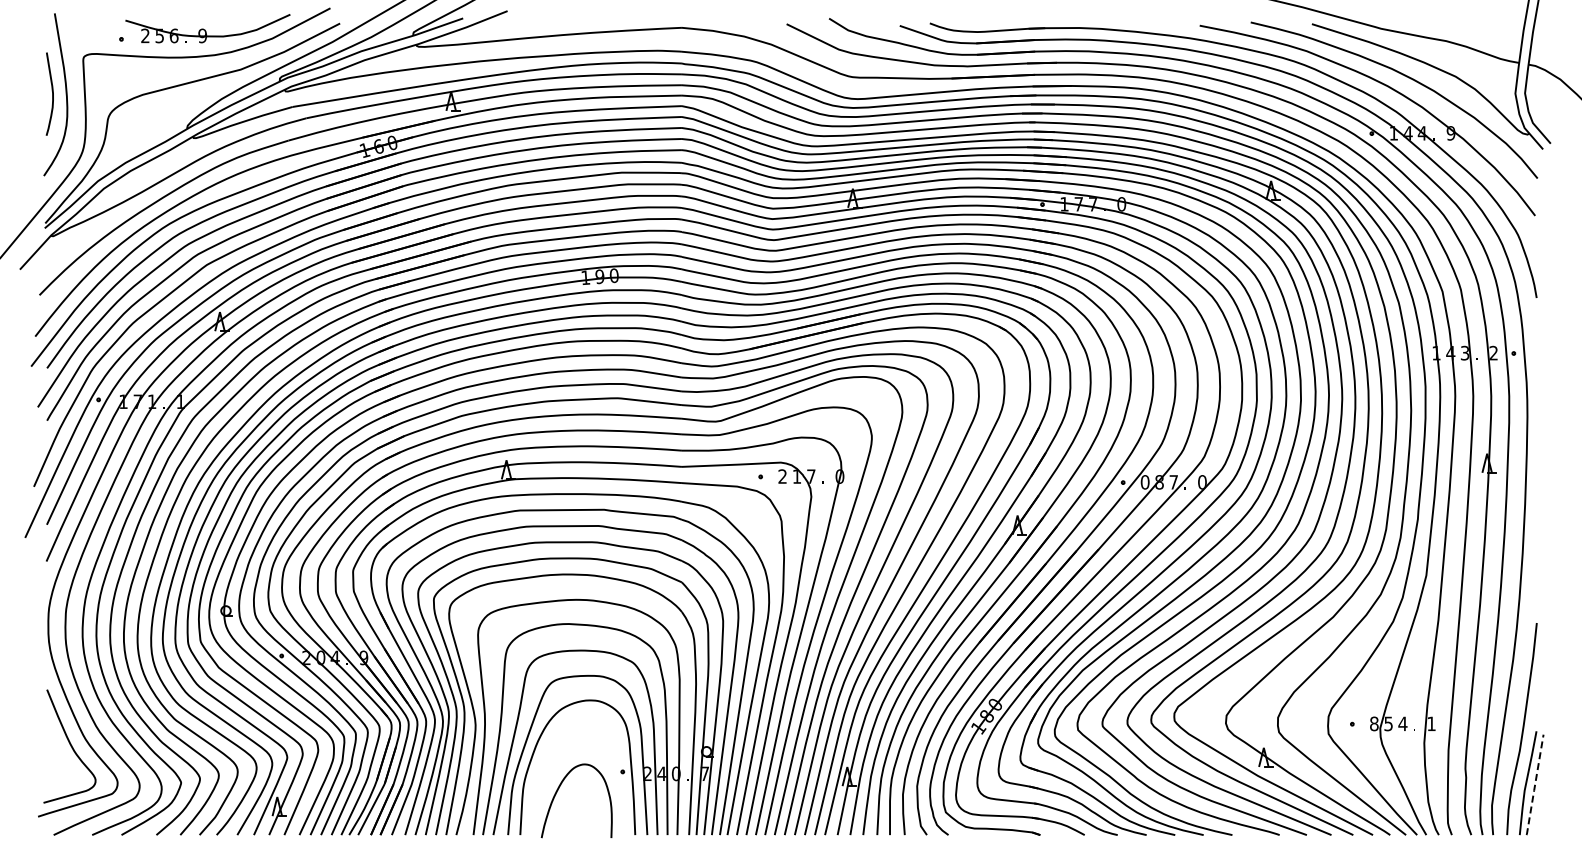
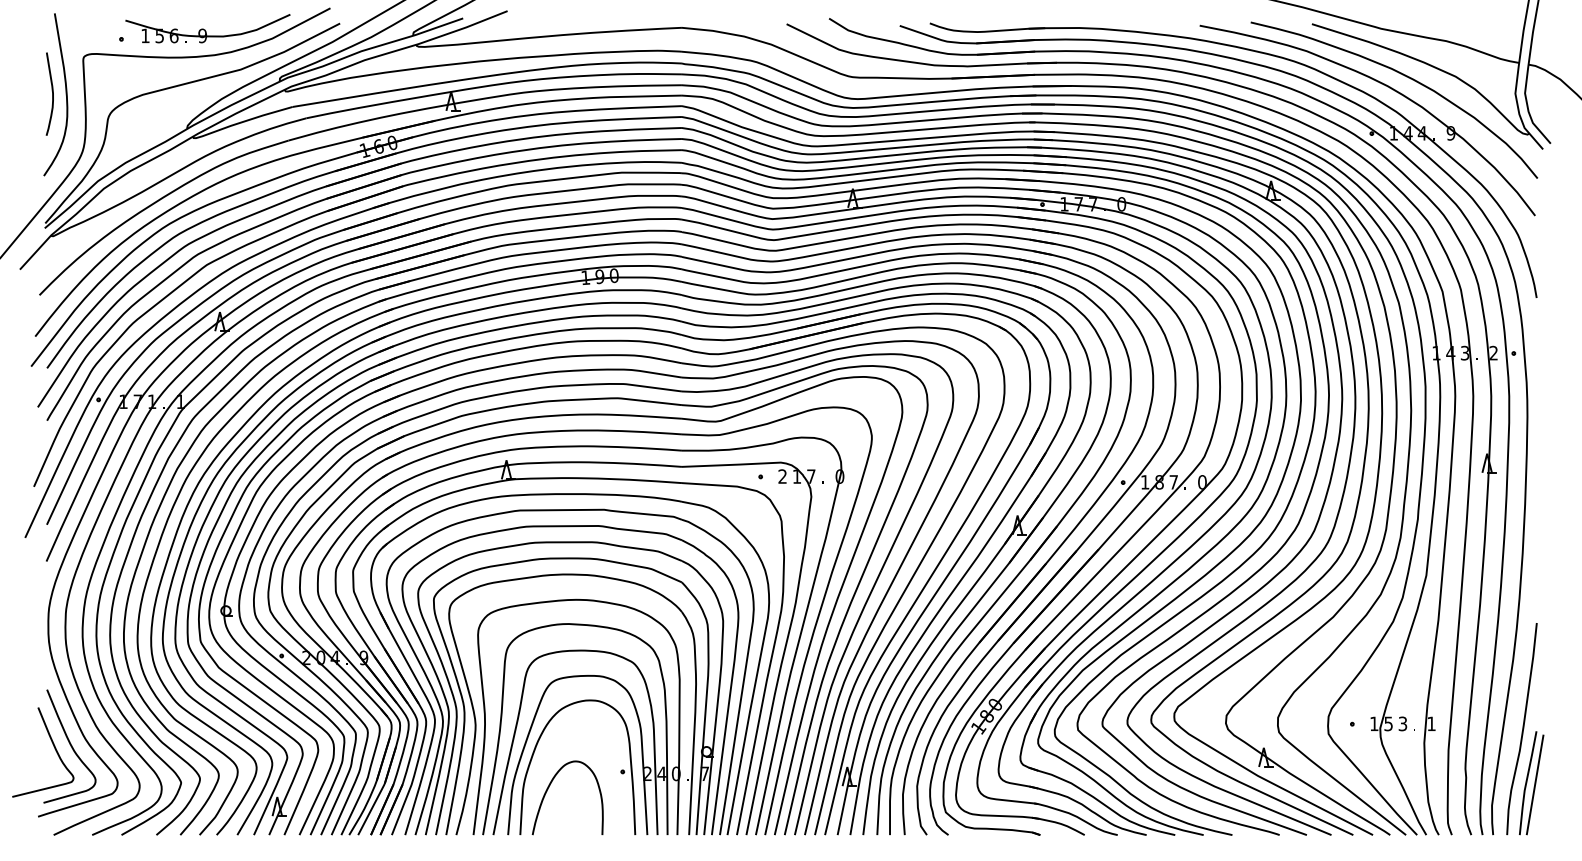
text: 2 -> 1 (145, 35)
text: 0 -> 1 (1144, 482)
text: 8 -> 1 (1374, 723)
text: 4 -> 3 (1402, 723)
curve: none -> present (54, 749)
line: dashed -> solid (1534, 786)
curve position: (558, 790) -> (549, 787) (549, 787)
